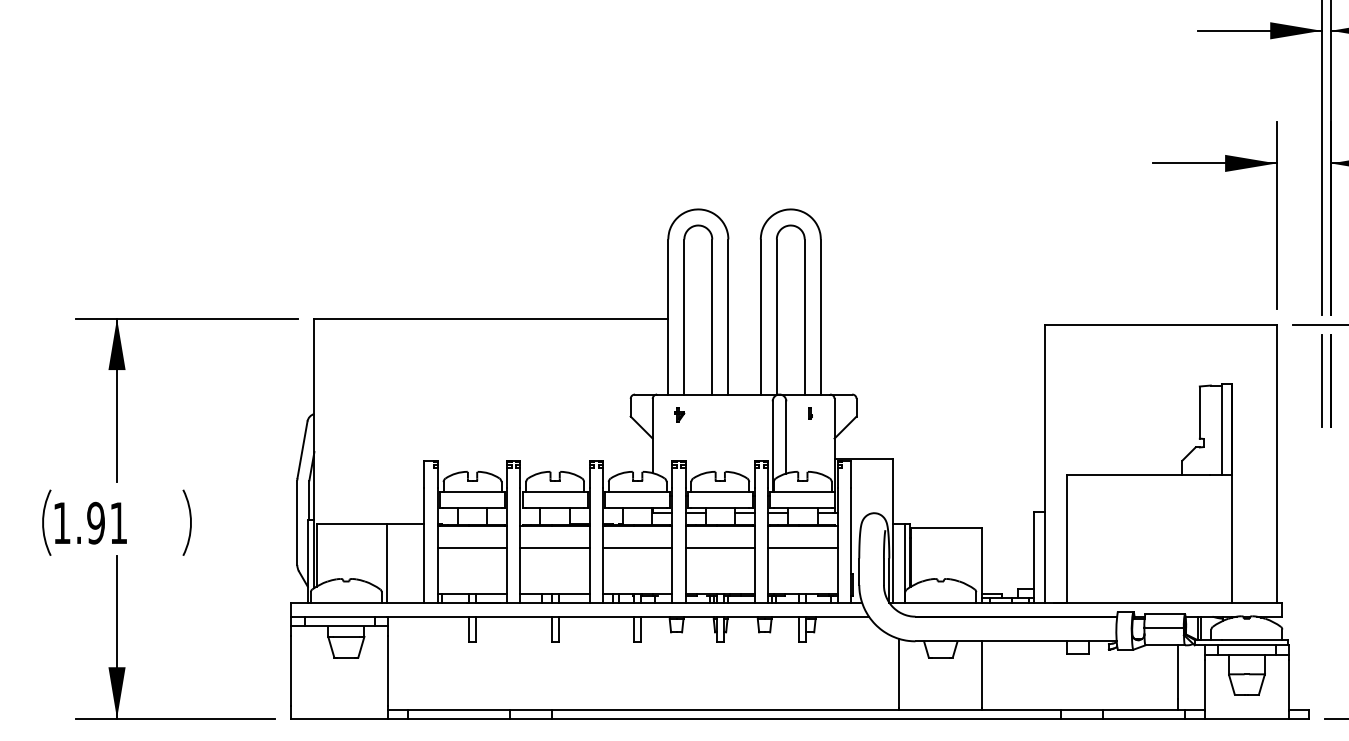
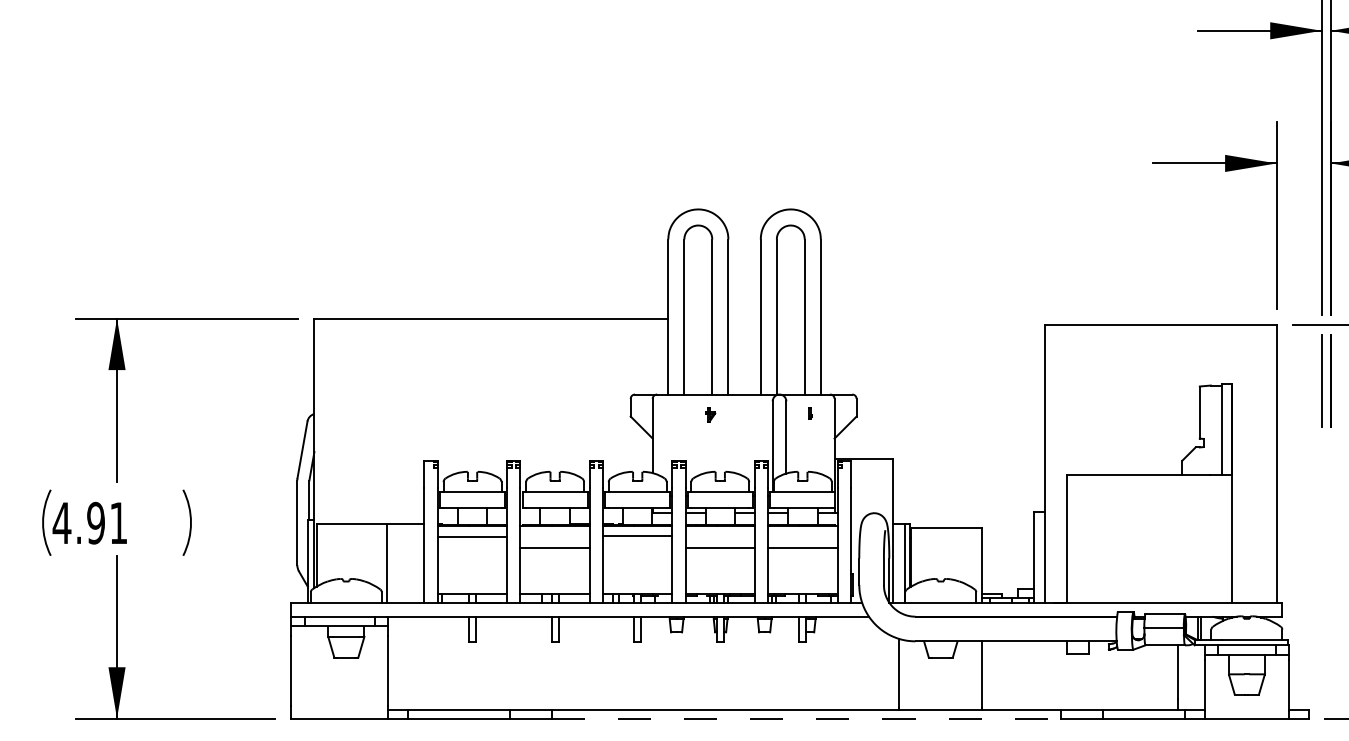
part position: (679, 414) -> (710, 414) (710, 414)
text: 1.91 -> 4.91 (61, 522)
line position: (472, 547) -> (472, 536) (472, 536)
line position: (637, 547) -> (637, 535) (637, 535)
line: solid -> dashed (807, 718)
